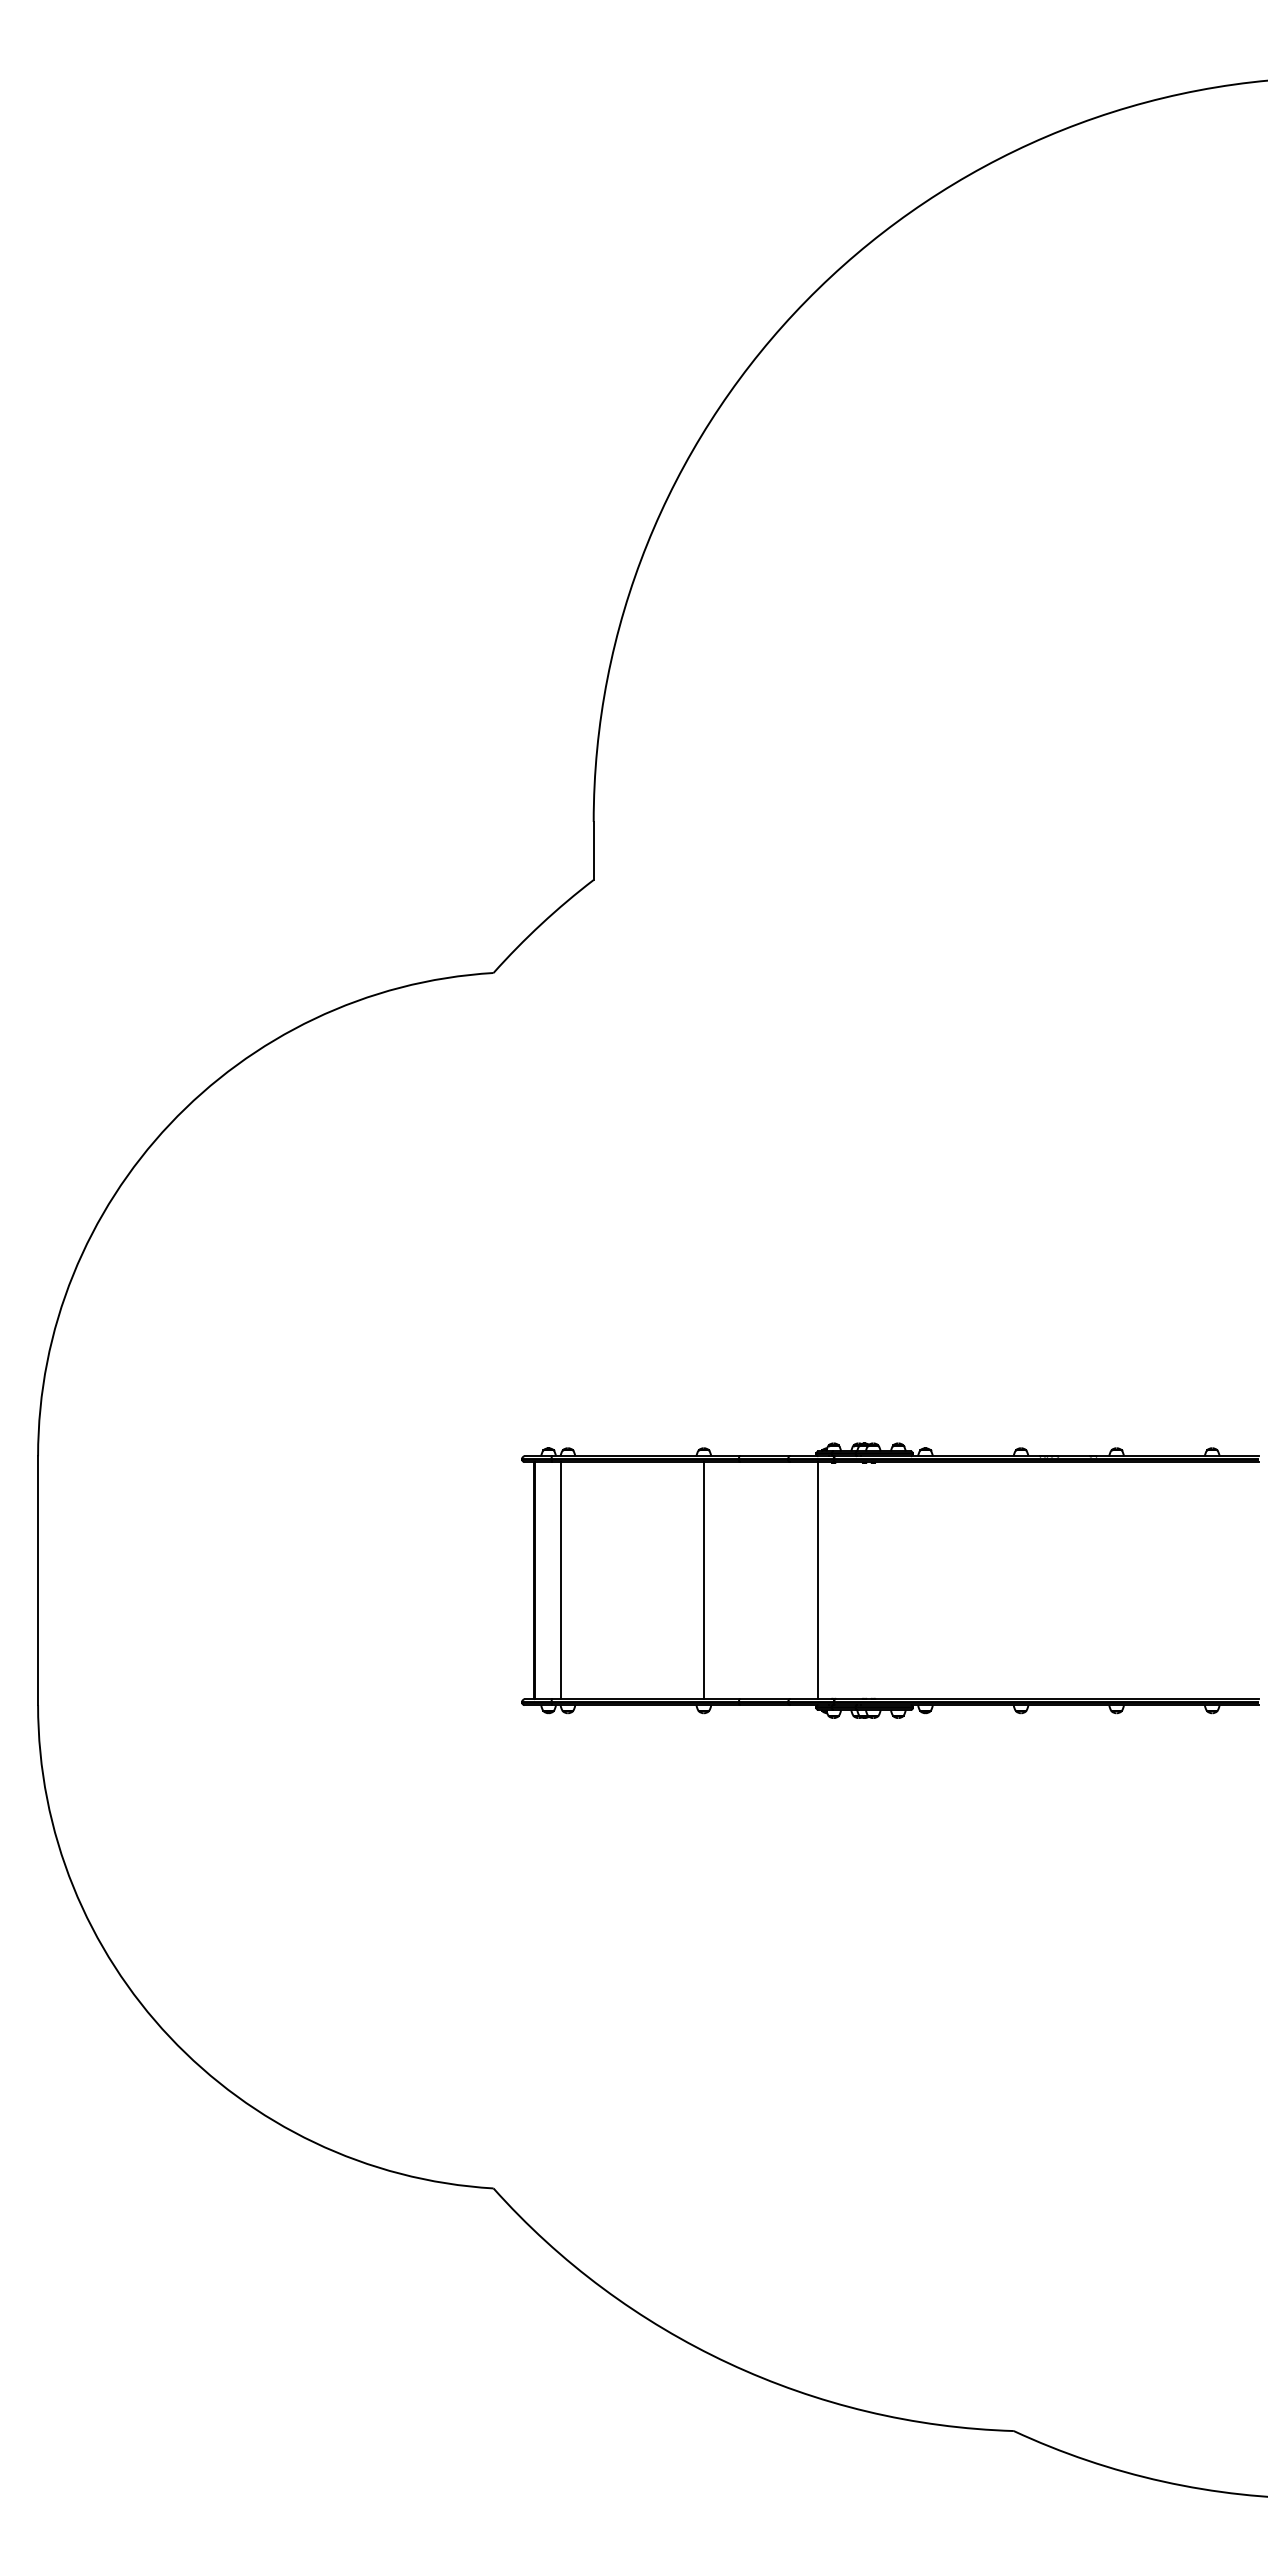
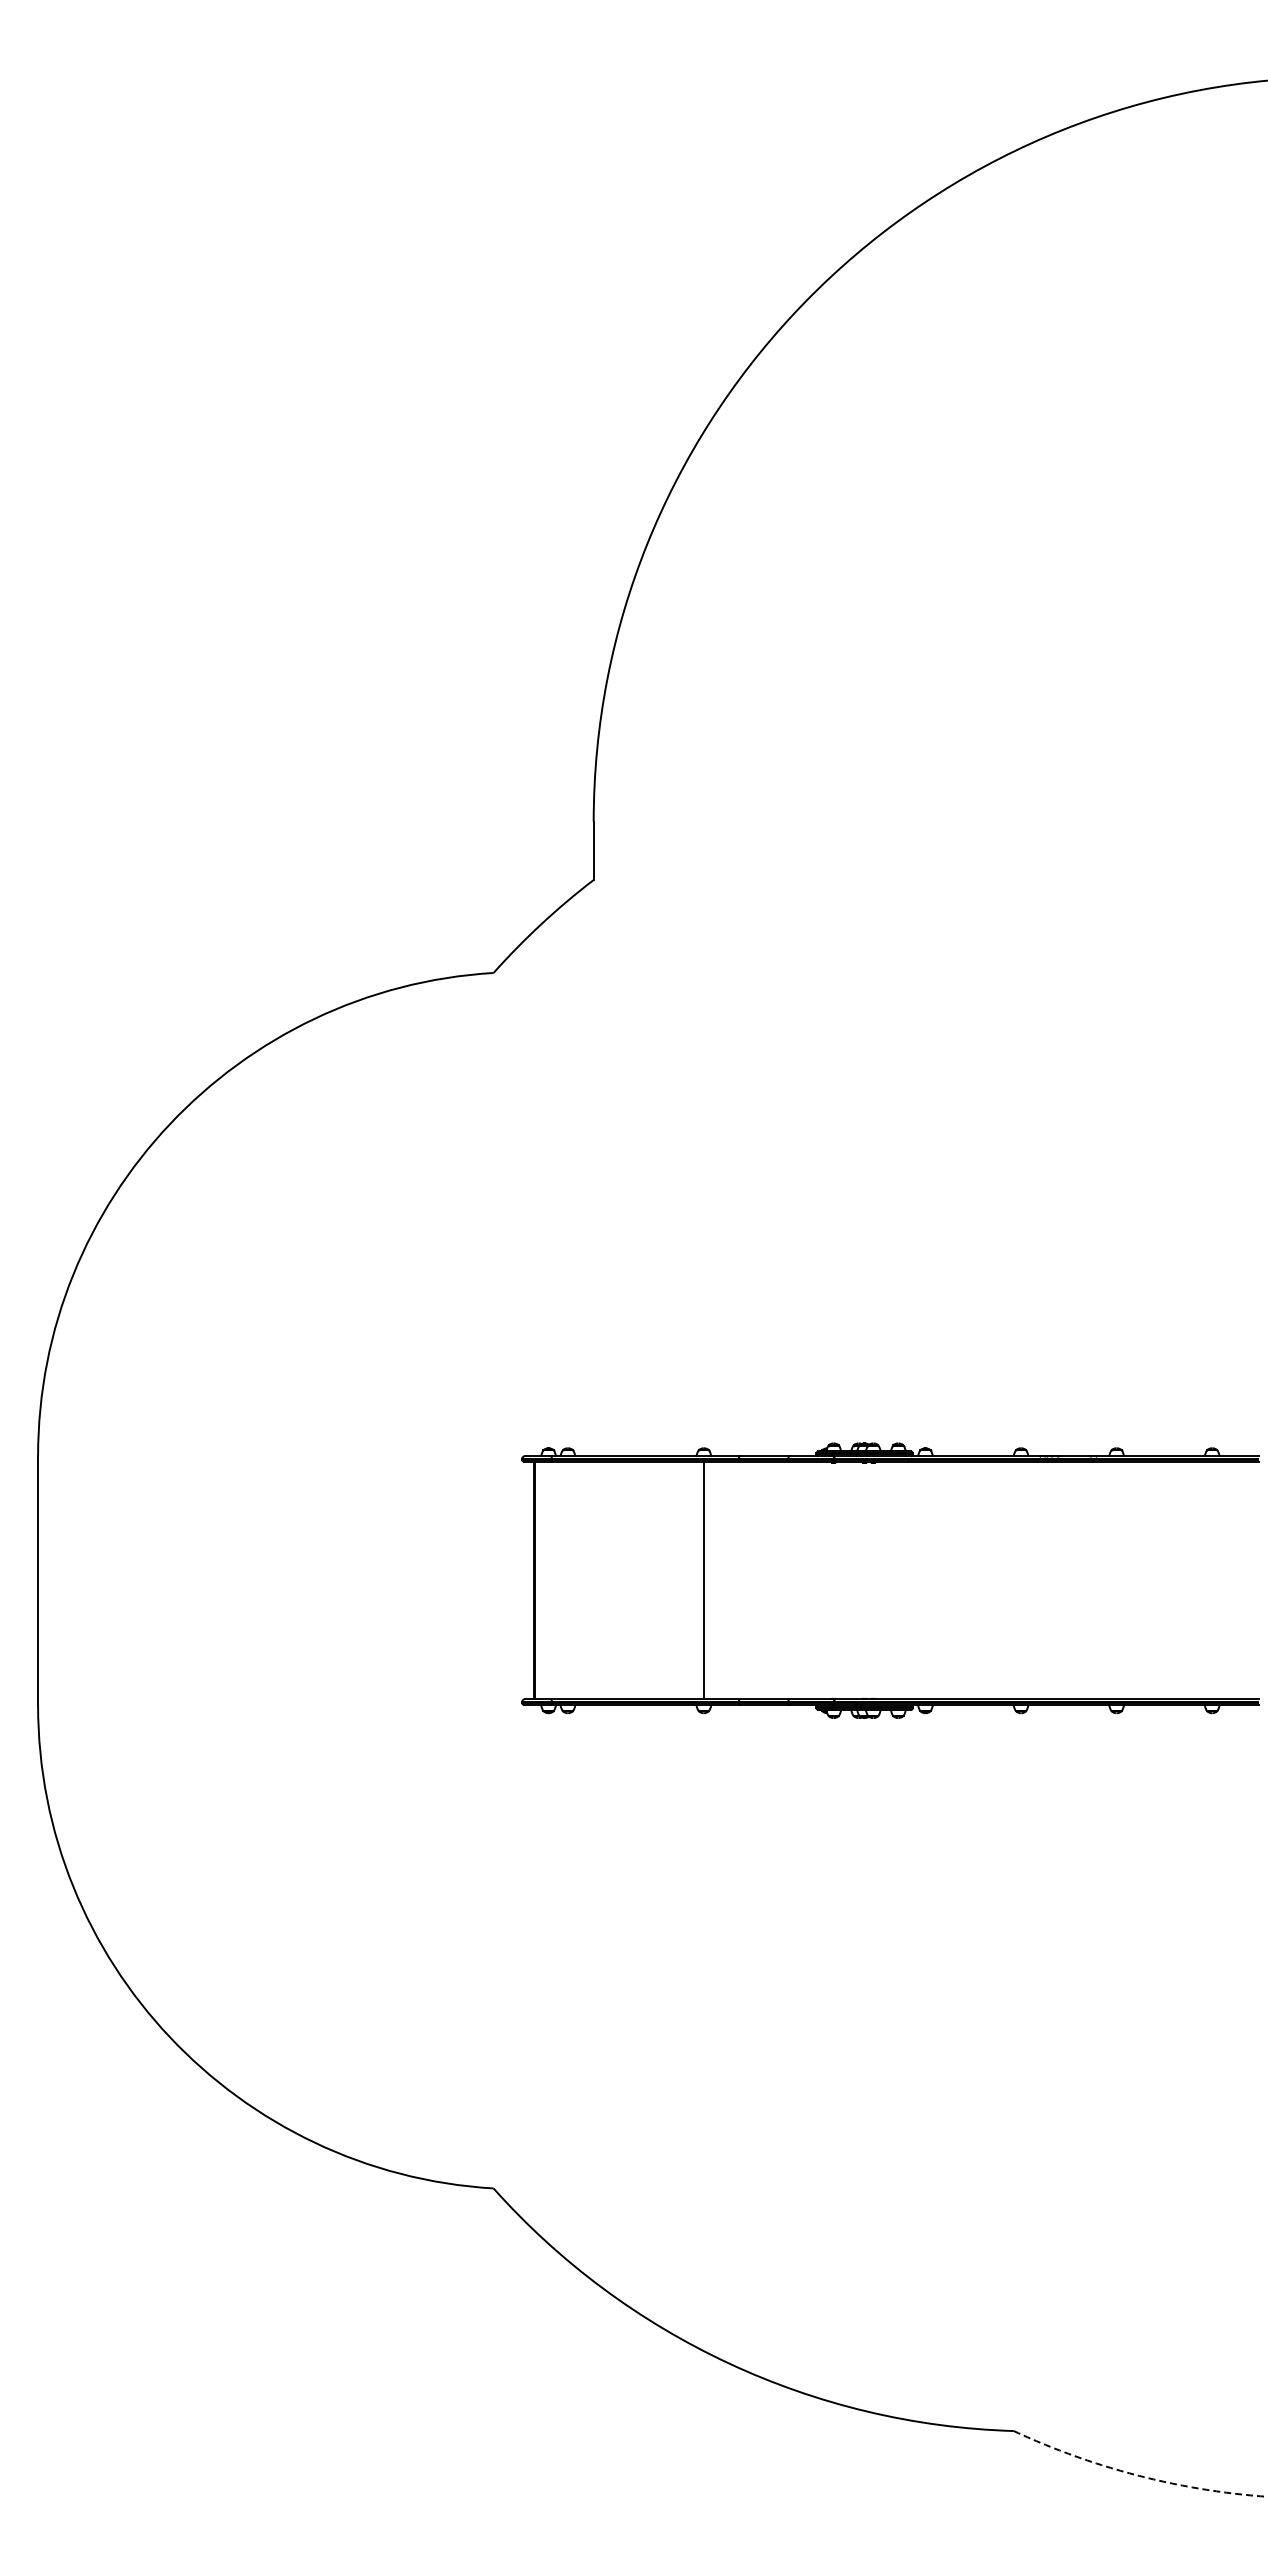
line: present -> none (561, 1580)
line: present -> none (818, 1580)
arc: solid -> dashed (1138, 2475)
